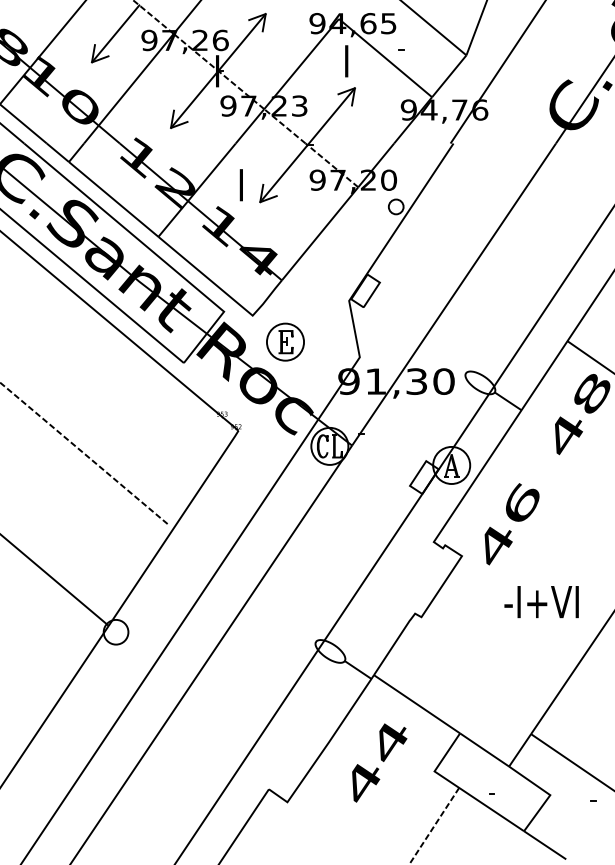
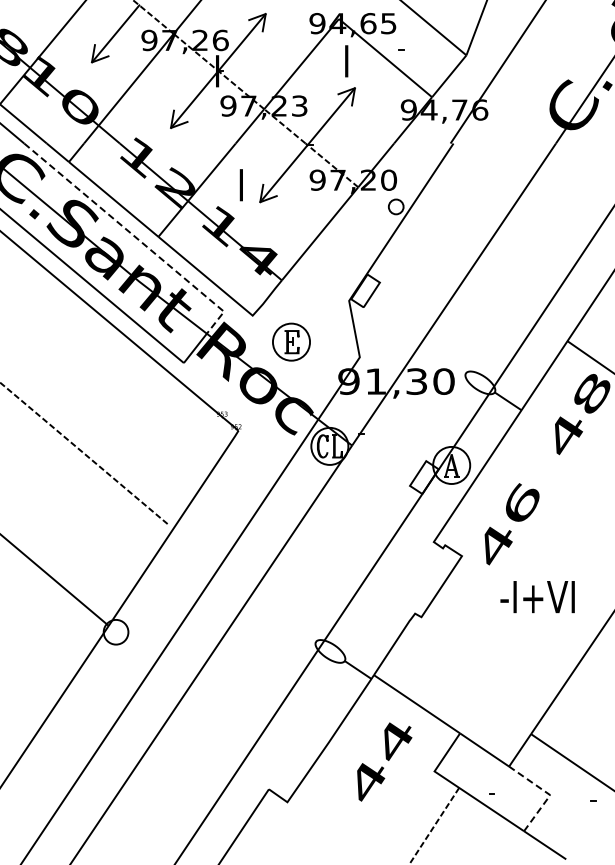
line: solid -> dashed (135, 237)
part position: (285, 341) -> (291, 341) (291, 341)
text position: (541, 602) -> (537, 597) (537, 597)
text position: (379, 762) -> (384, 761) (384, 761)
line: solid -> dashed (547, 793)
